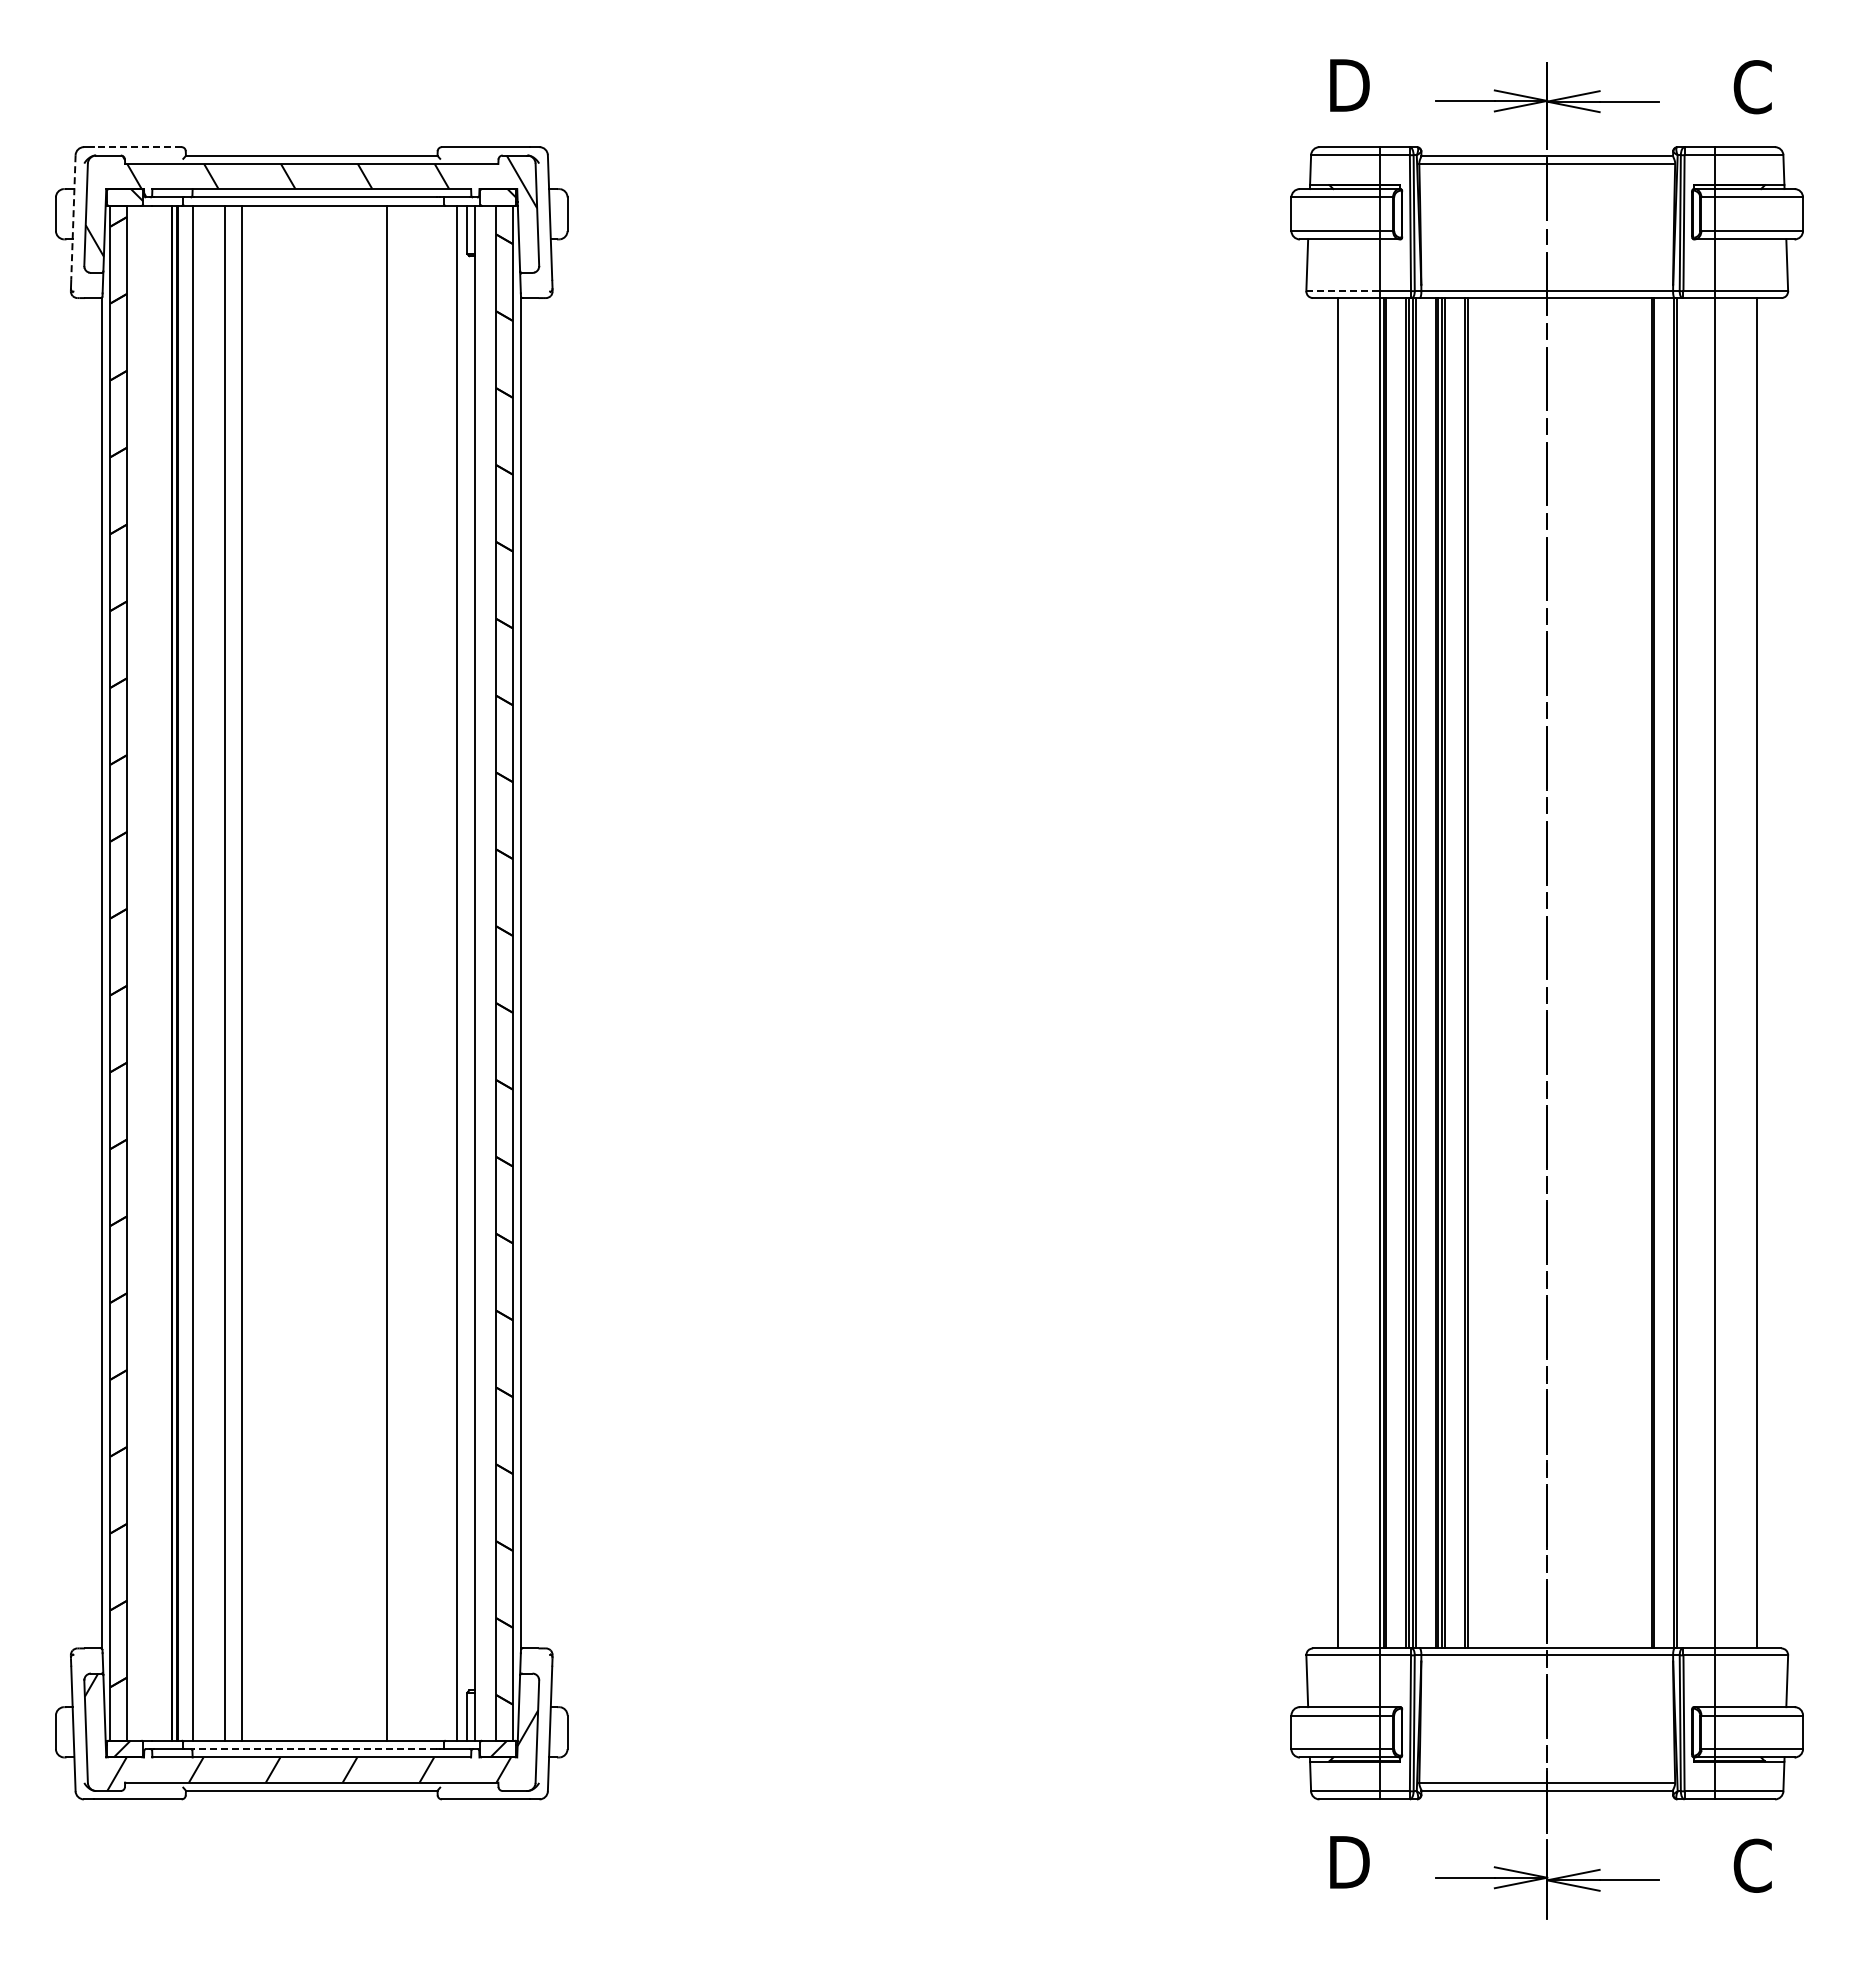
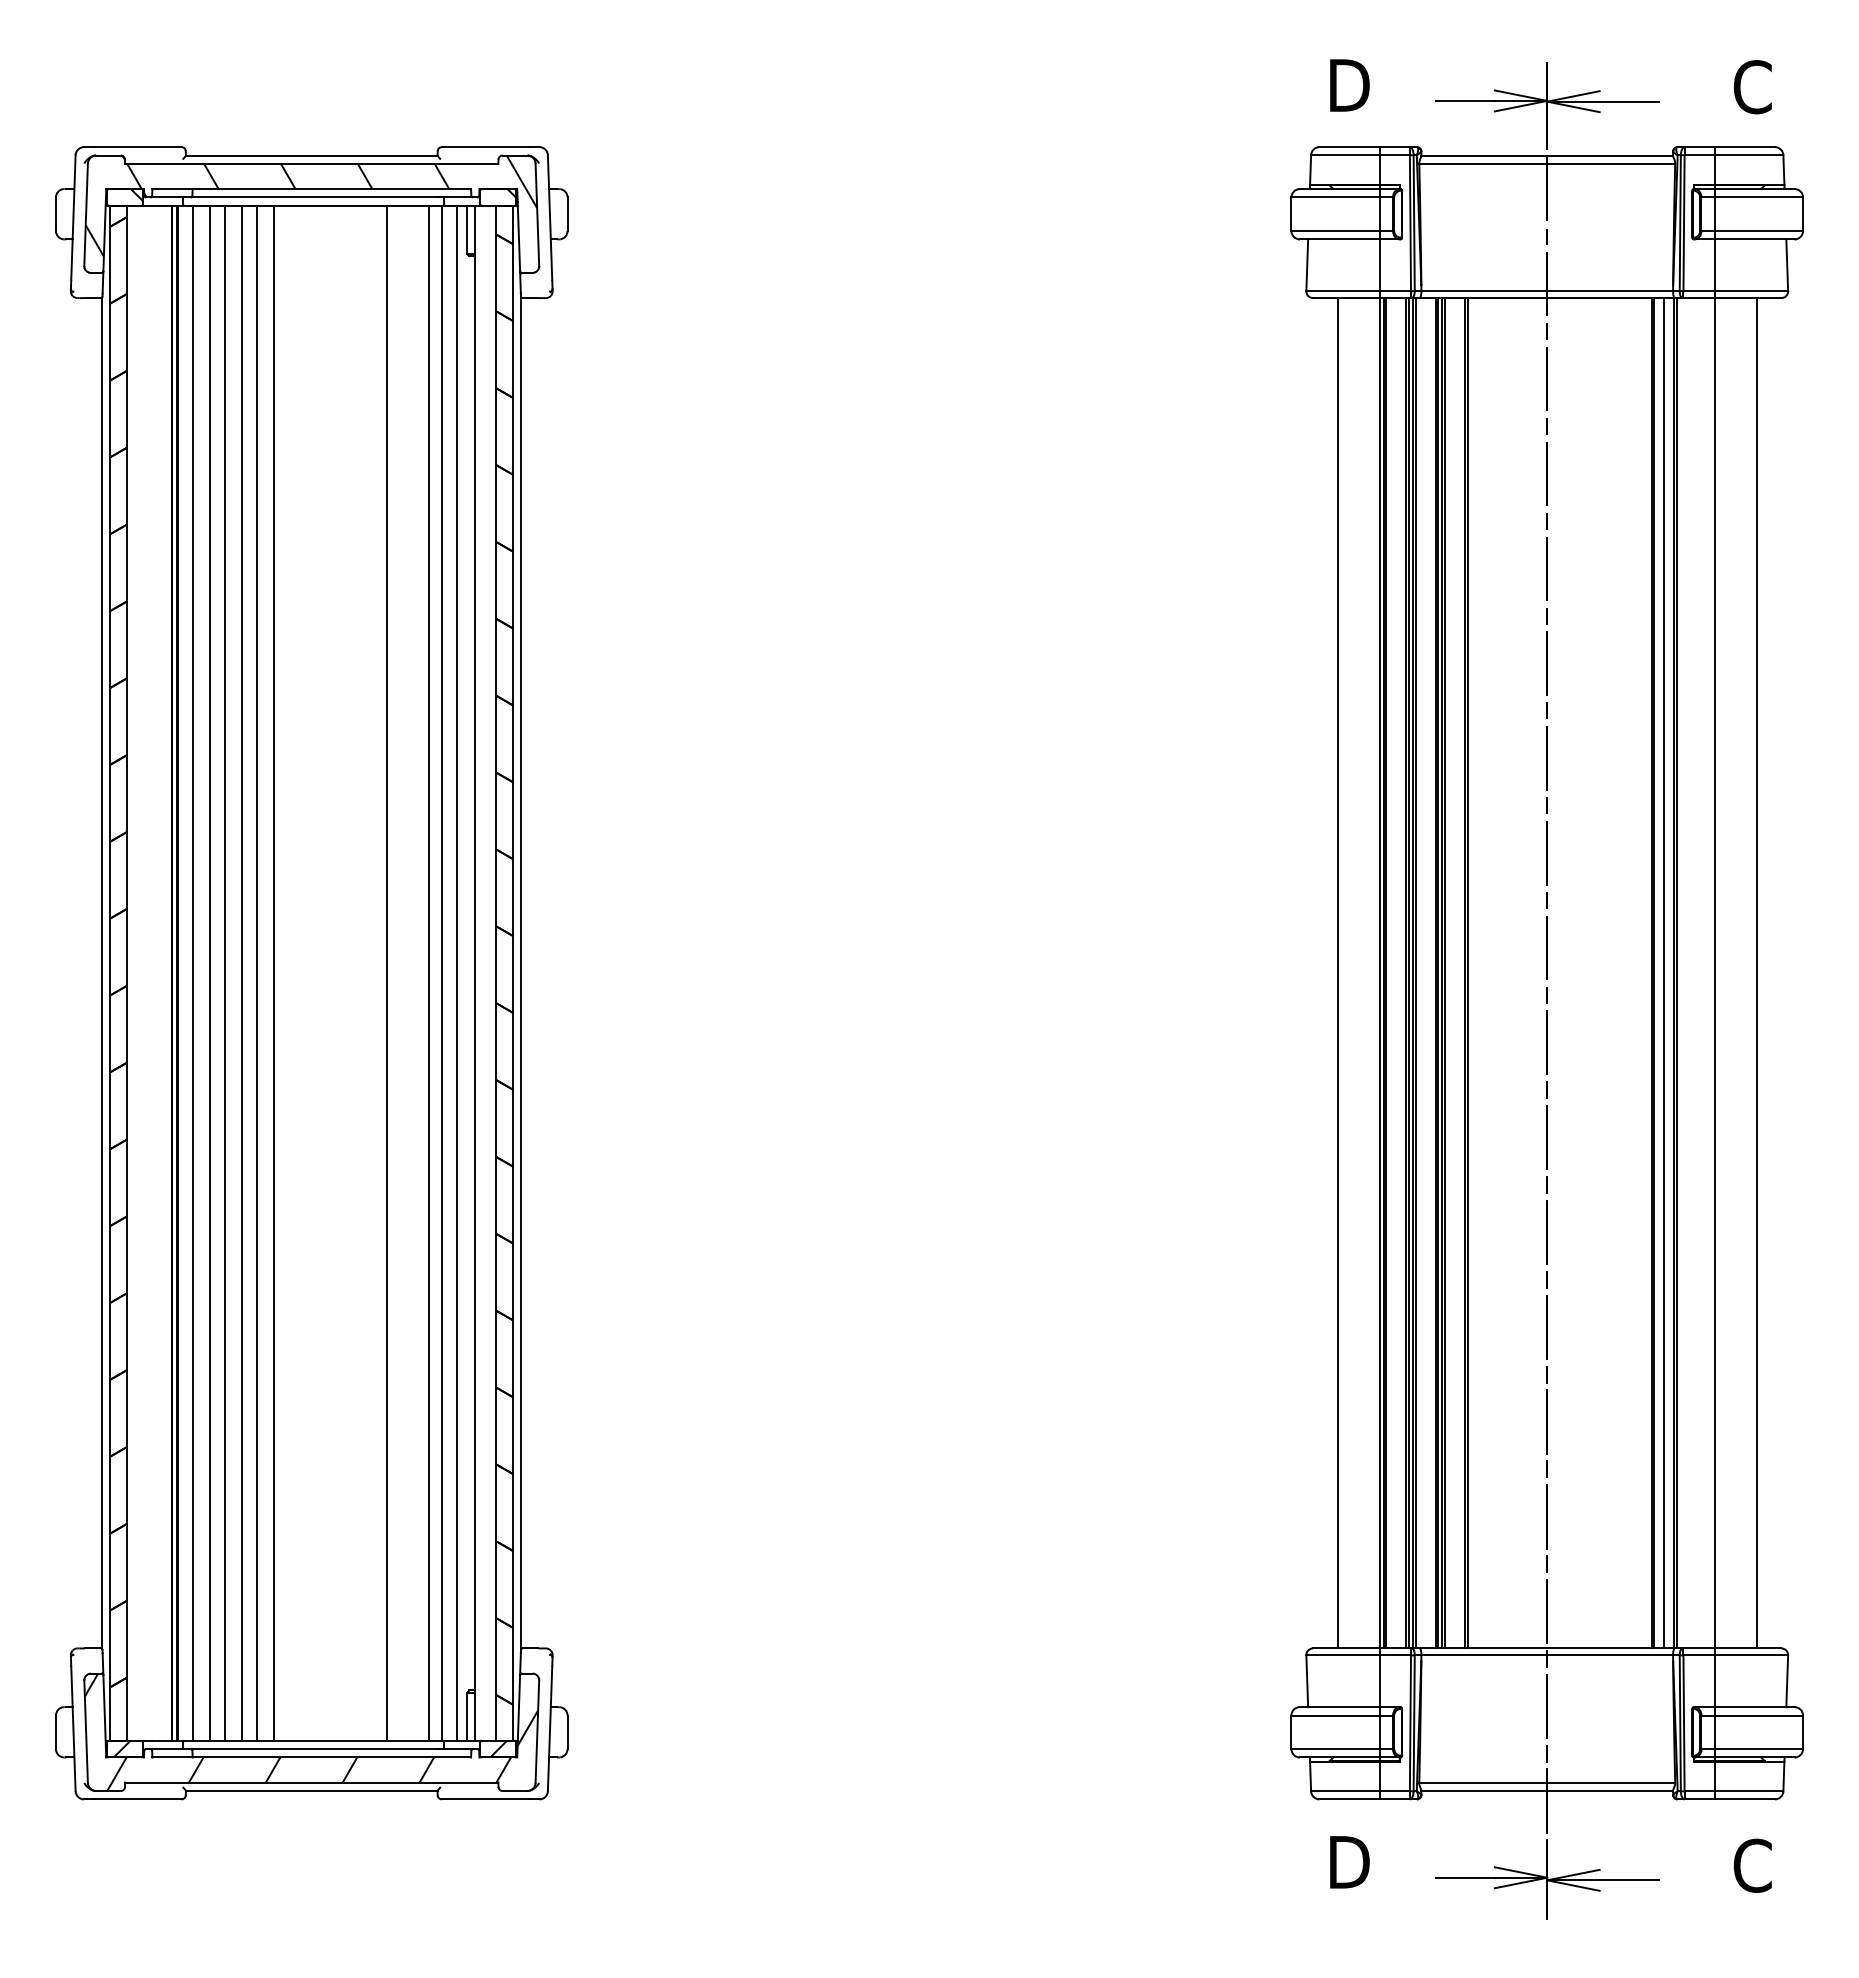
line: dashed -> solid (137, 147)
line: dashed -> solid (73, 218)
line: dashed -> solid (1342, 291)
line: none -> present (210, 972)
line: none -> present (257, 972)
line: none -> present (274, 972)
line: none -> present (428, 972)
line: none -> present (442, 972)
line: none -> present (1664, 973)
line: dashed -> solid (315, 1749)
